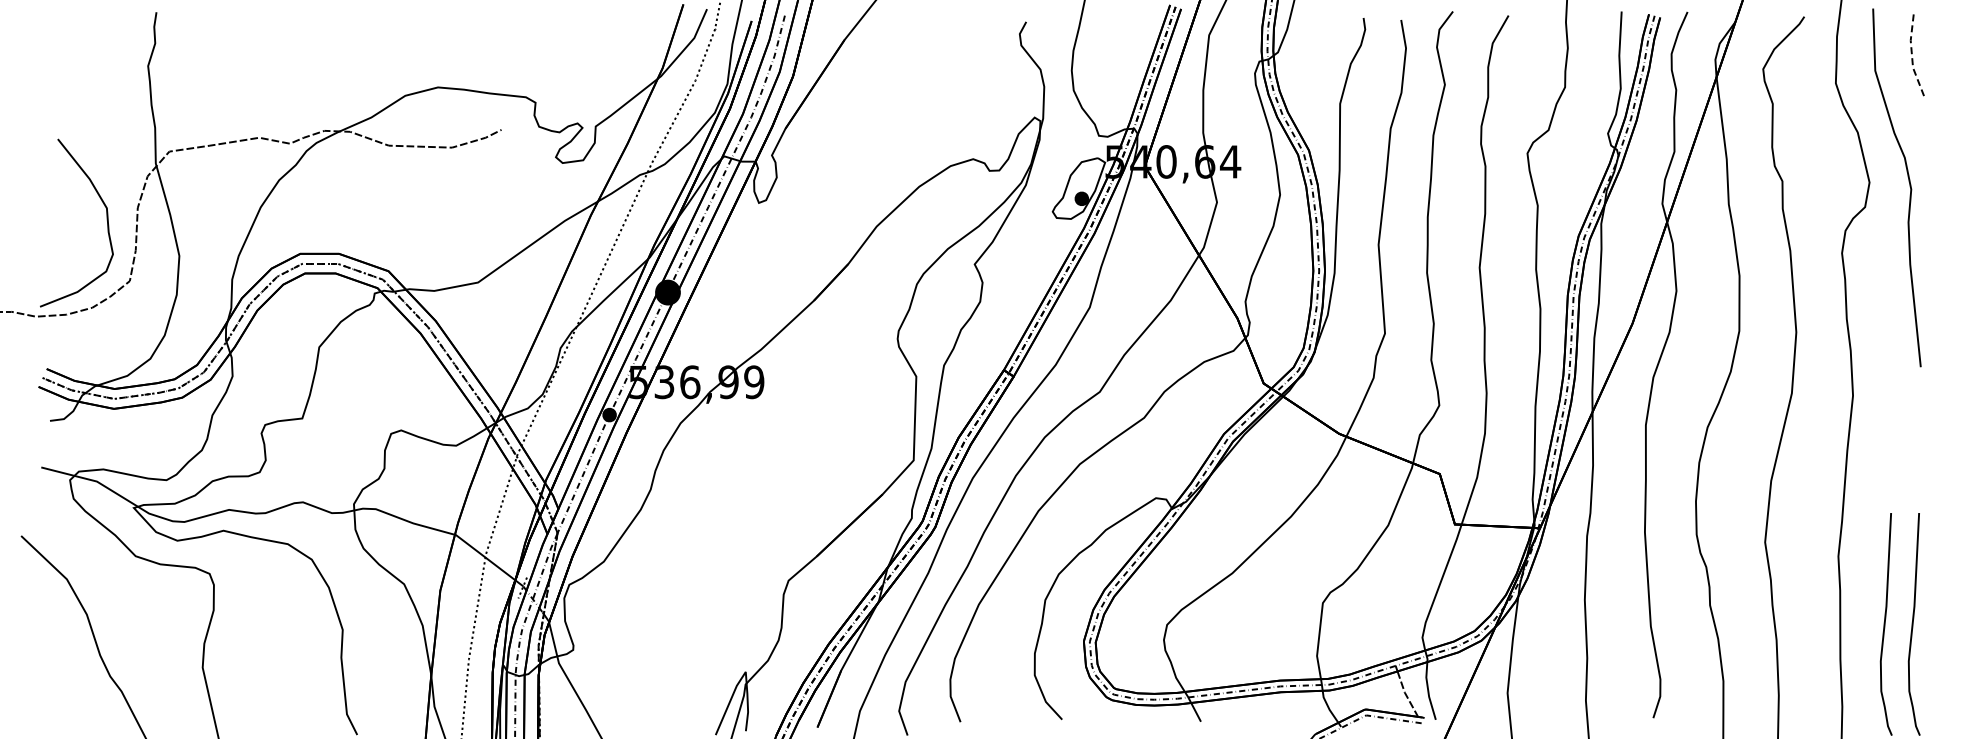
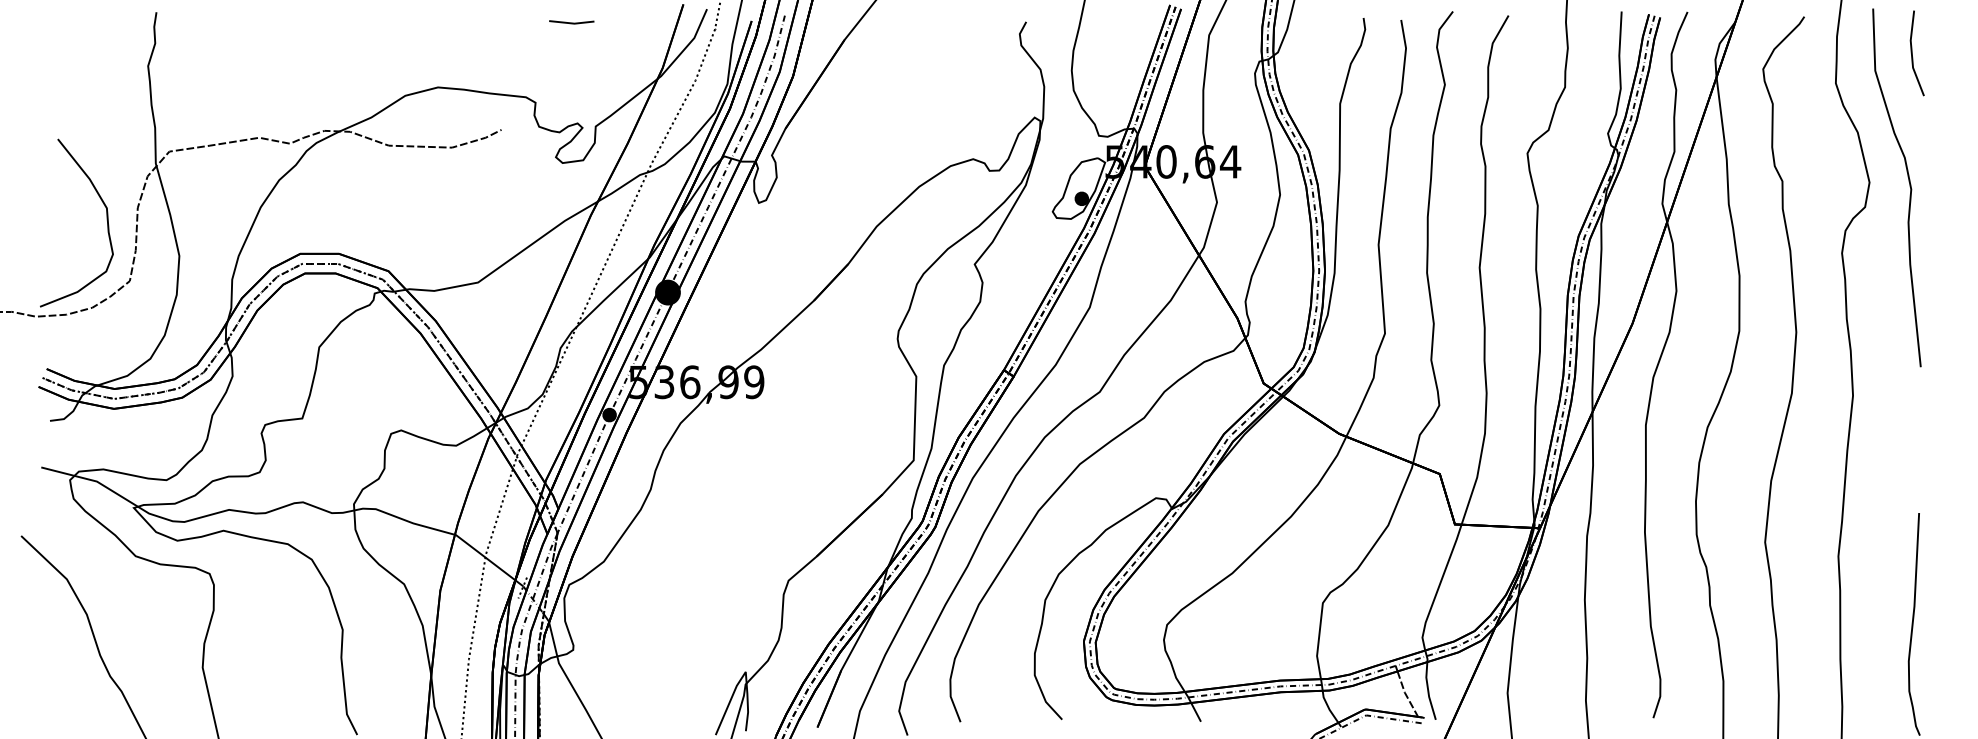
line: none -> present (571, 22)
line: dashed -> solid (1911, 54)
curve: present -> none (1885, 624)
